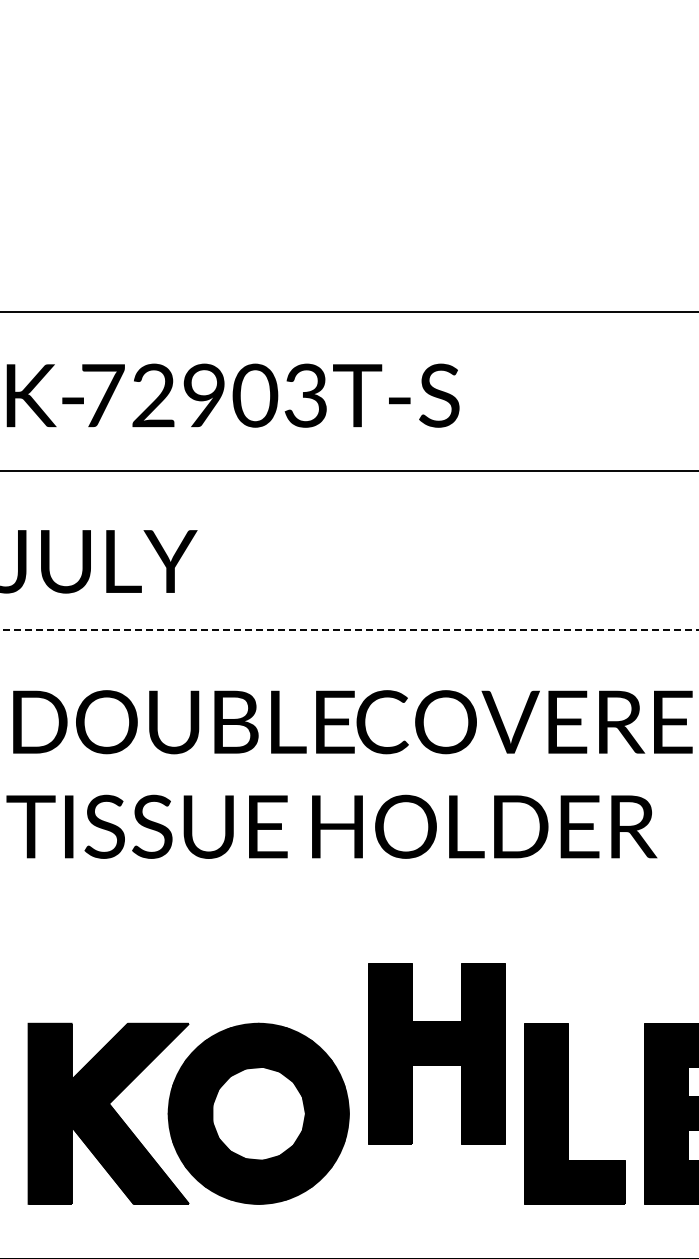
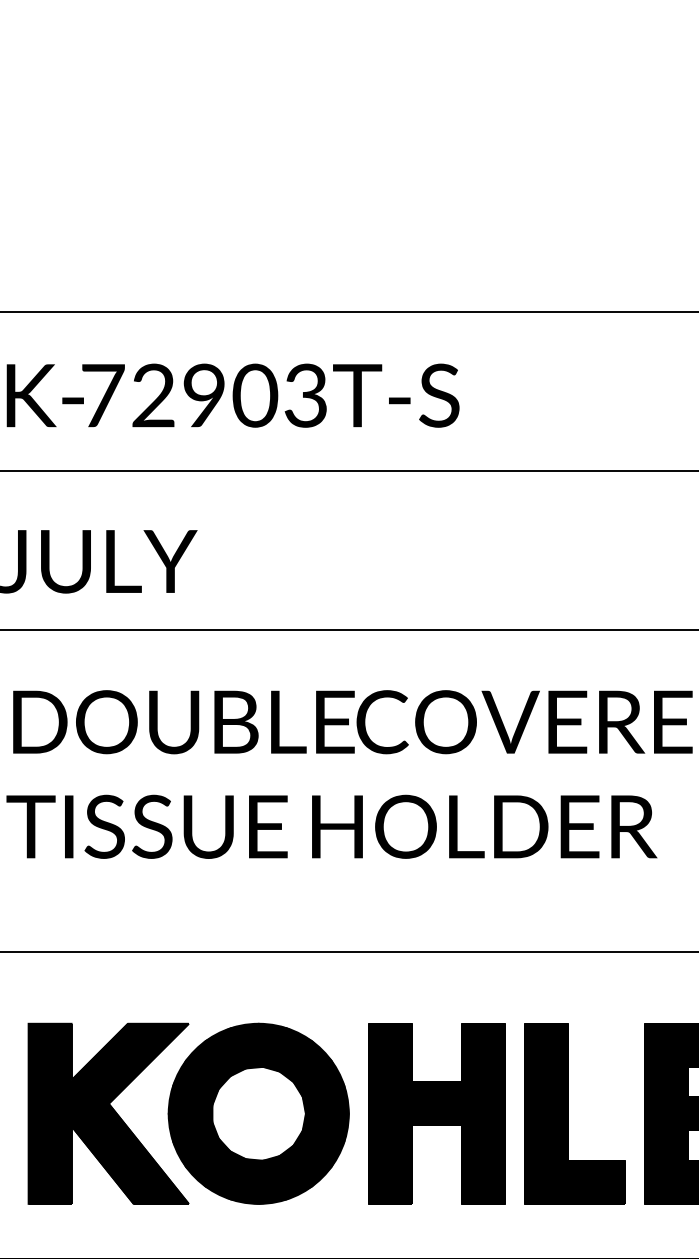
line: dashed -> solid (349, 630)
line: none -> present (348, 951)
part position: (436, 1053) -> (436, 1113) (436, 1113)
